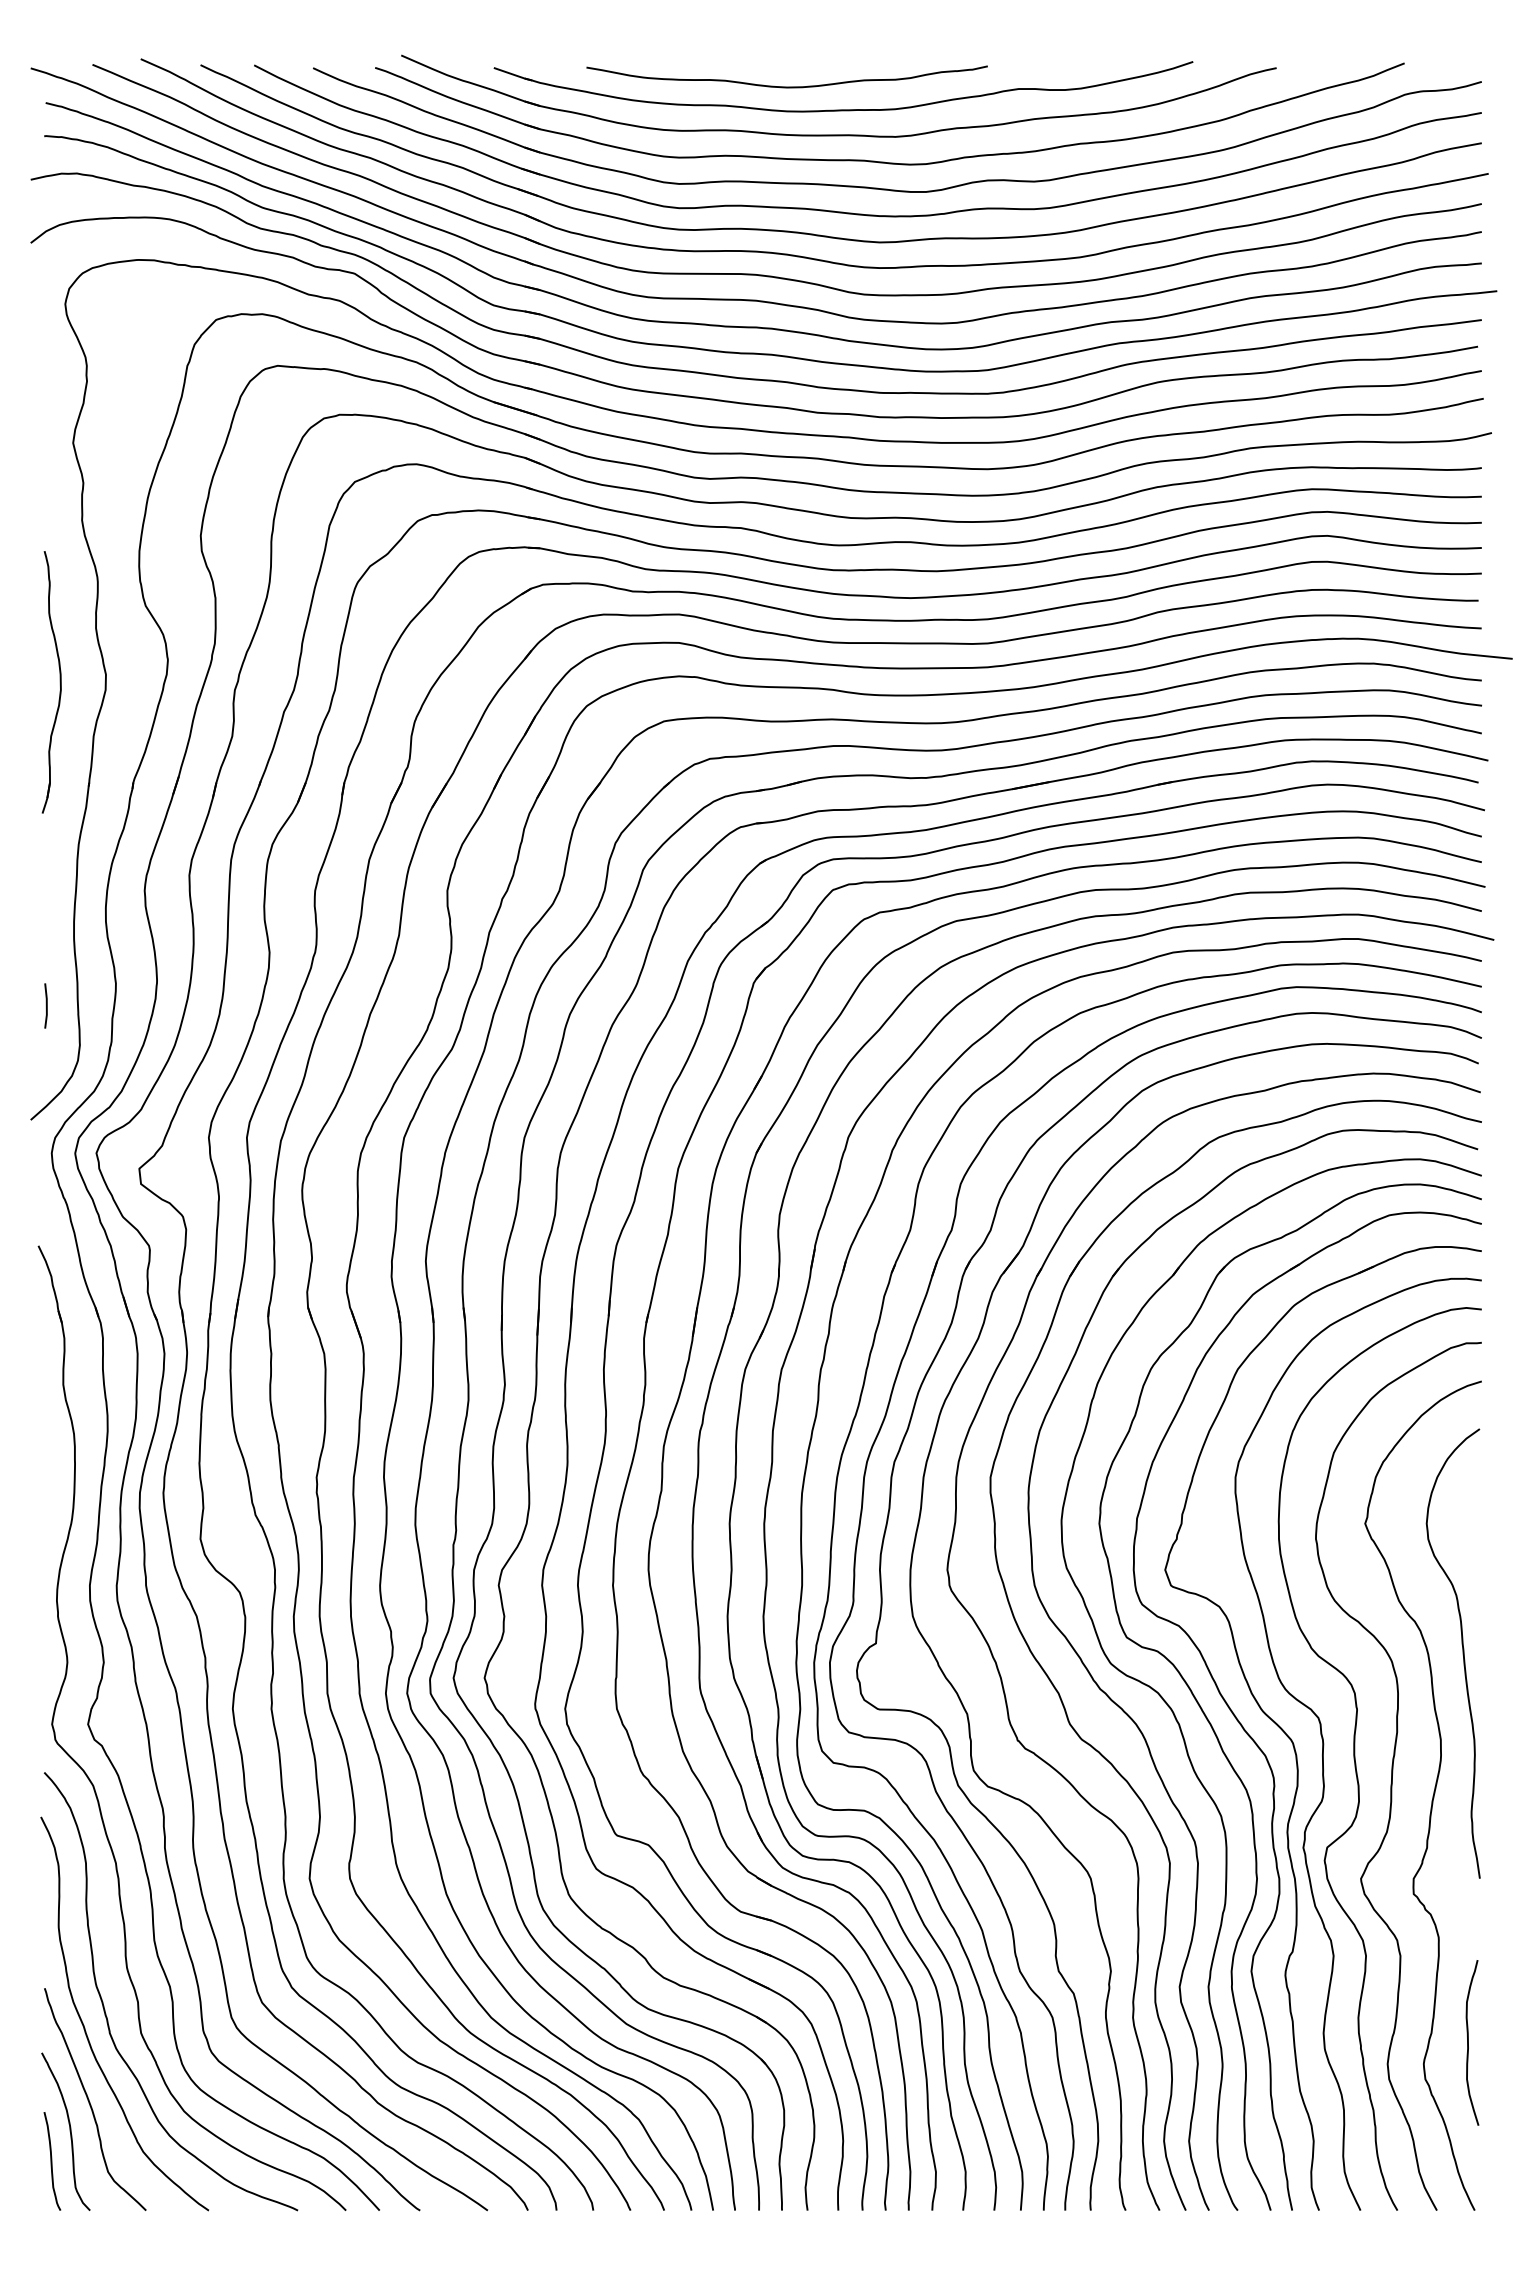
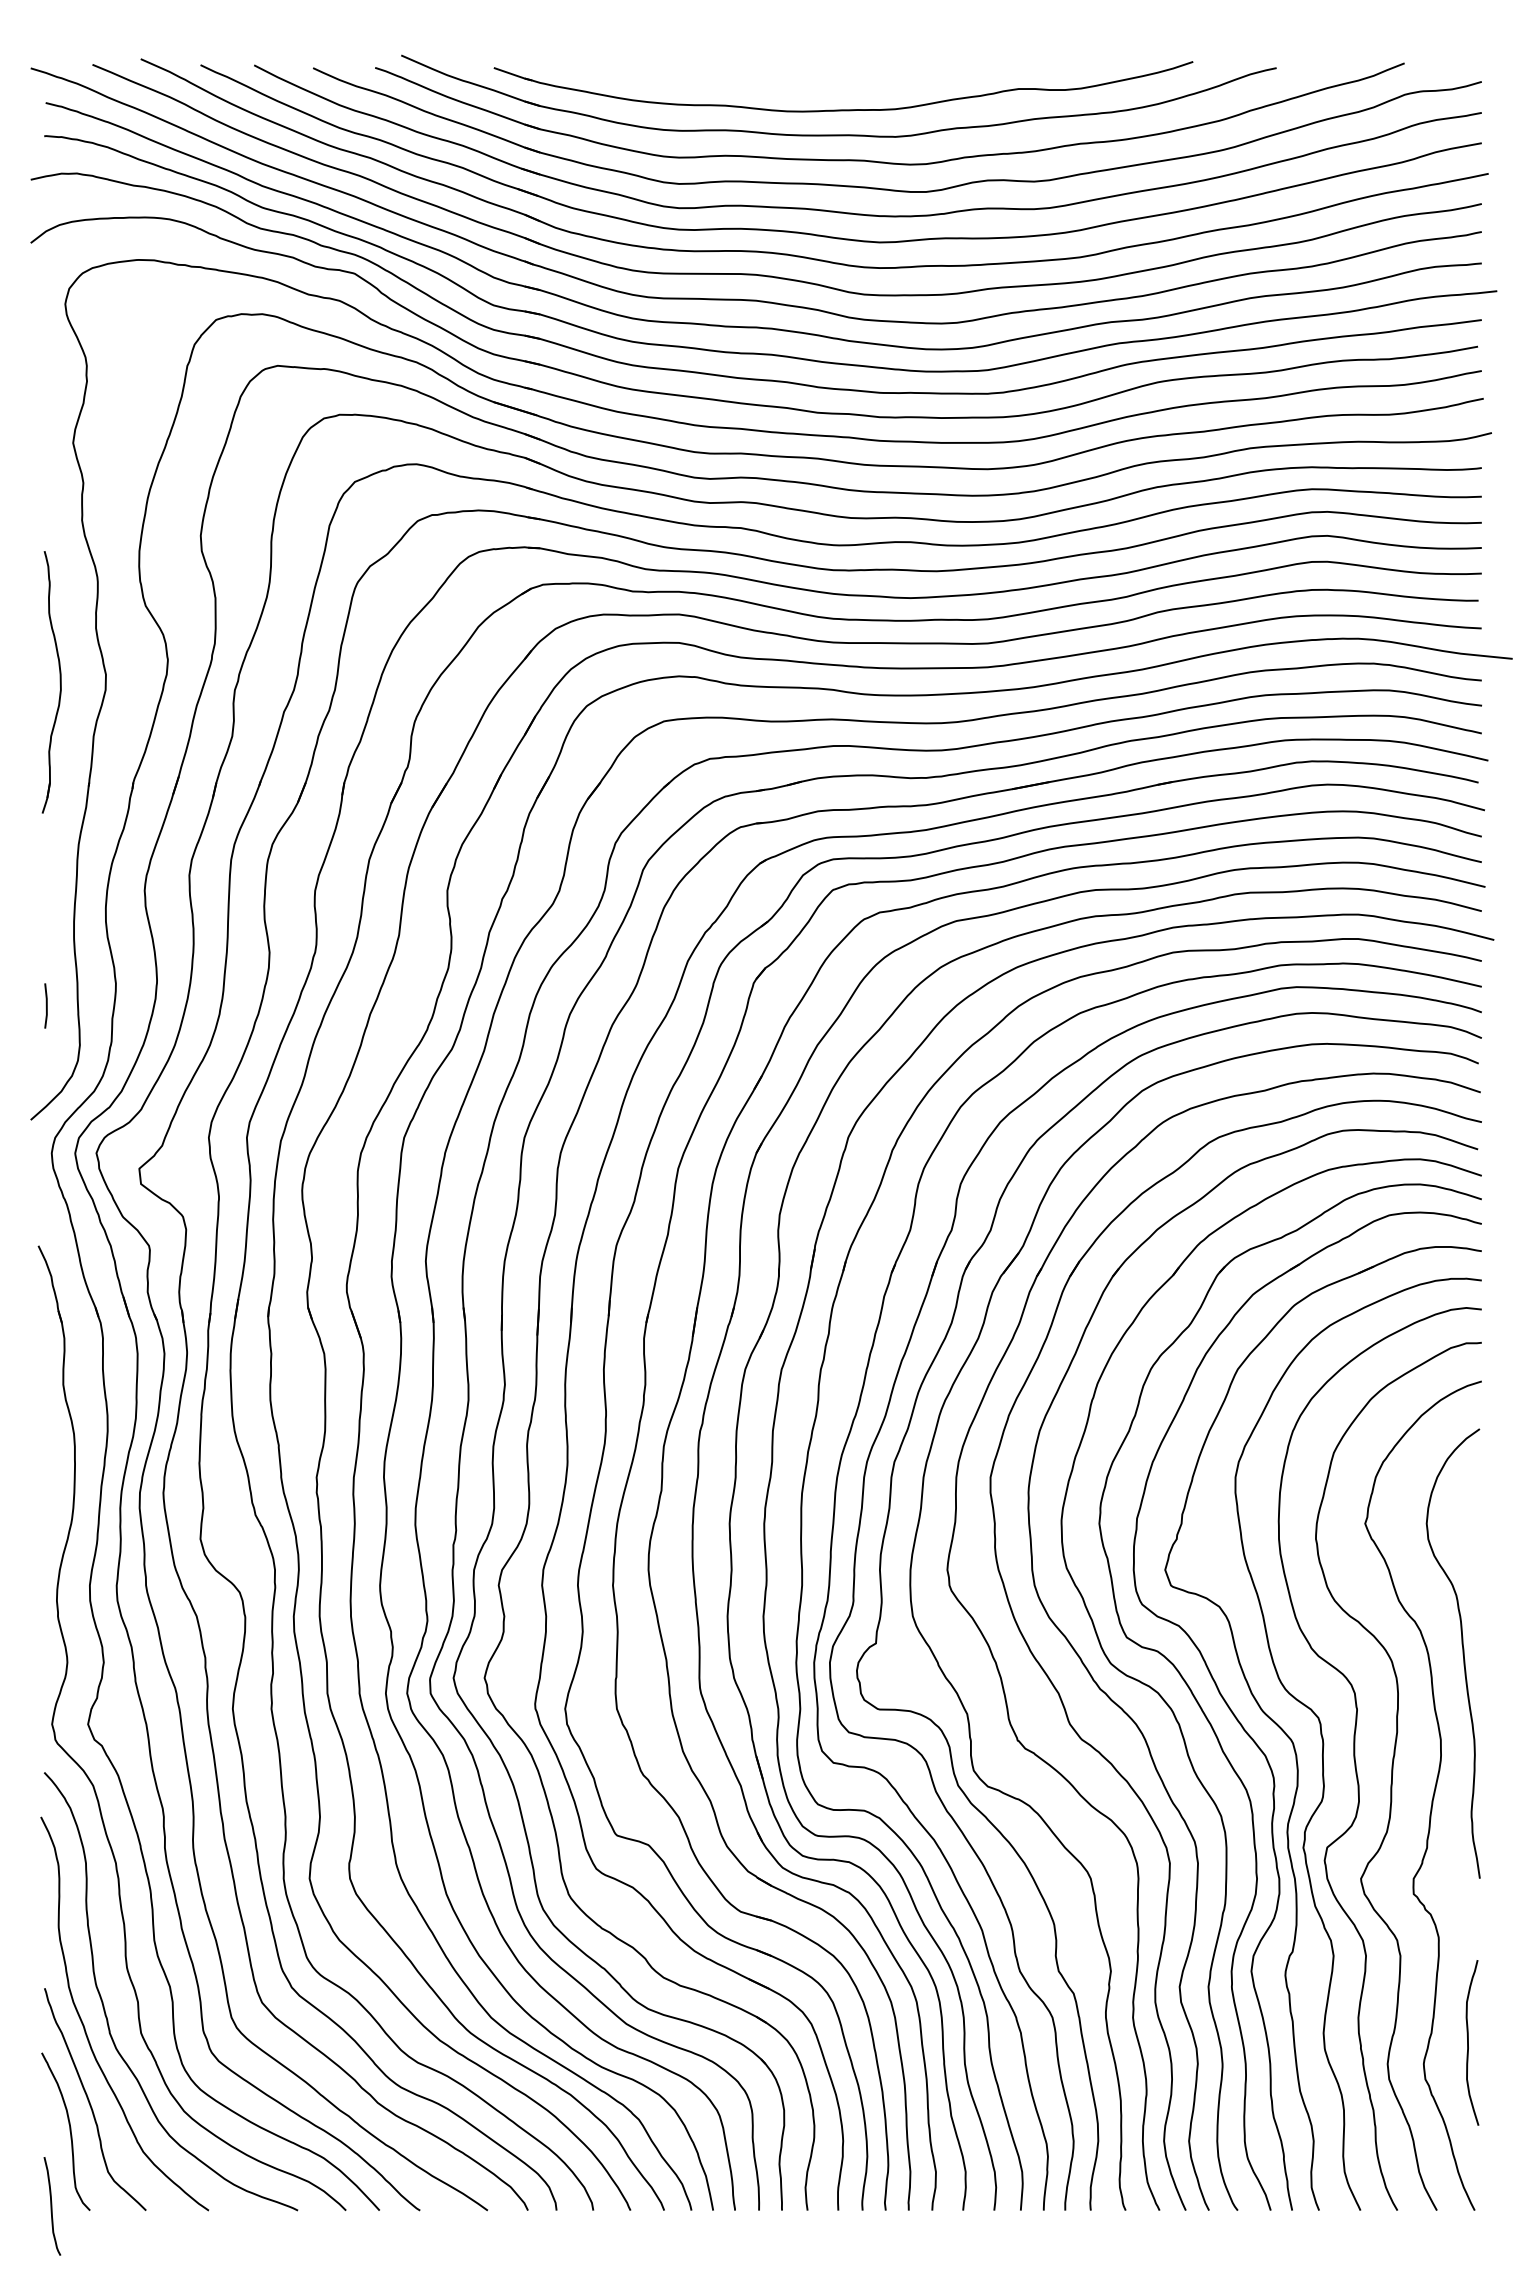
curve: present -> none (786, 86)
curve position: (52, 2161) -> (52, 2206) (52, 2206)
